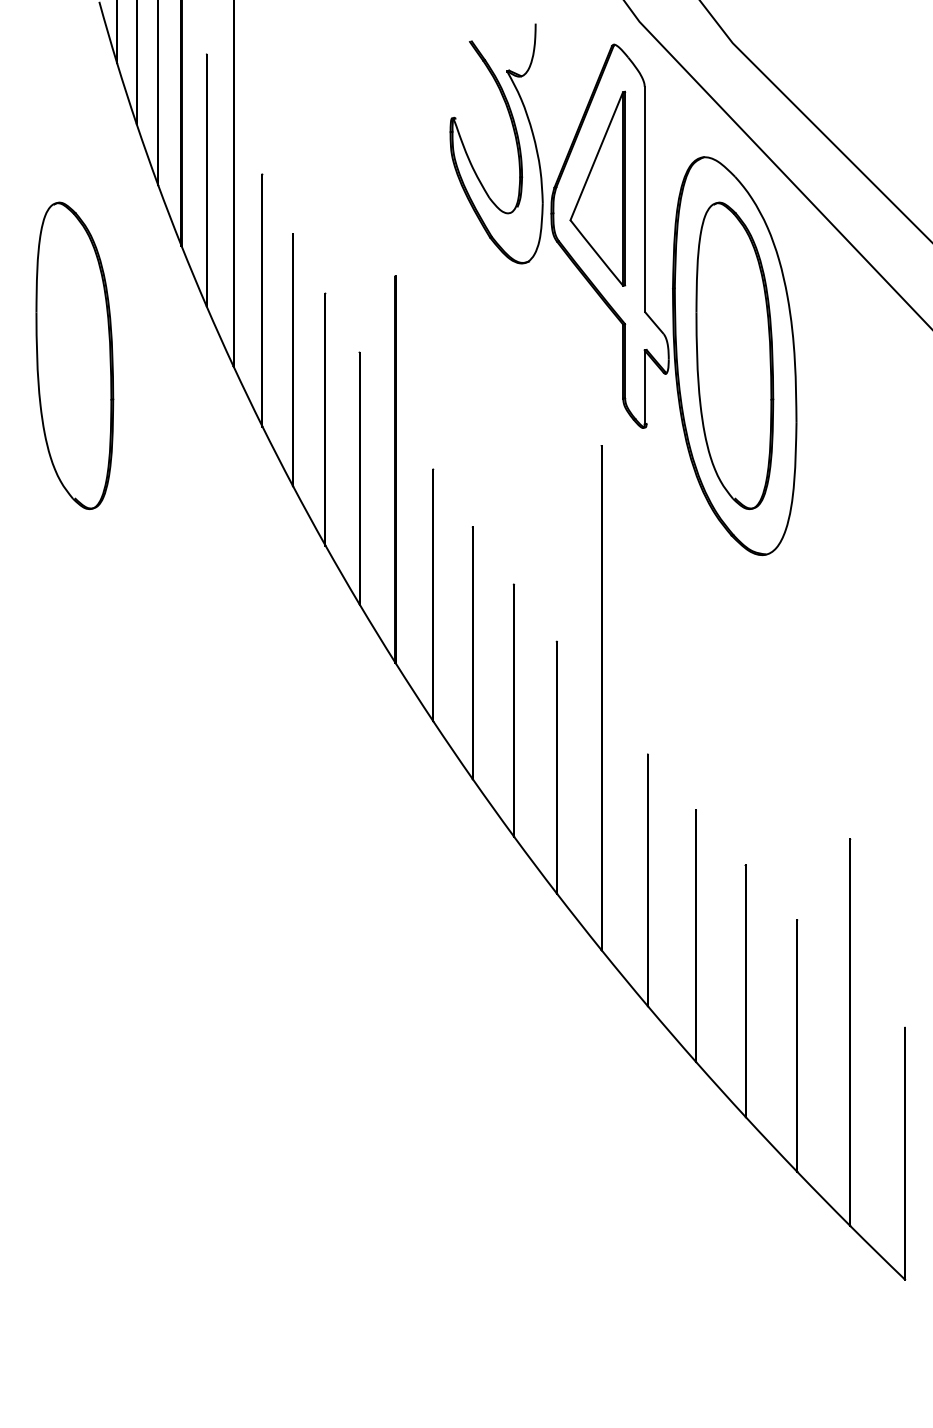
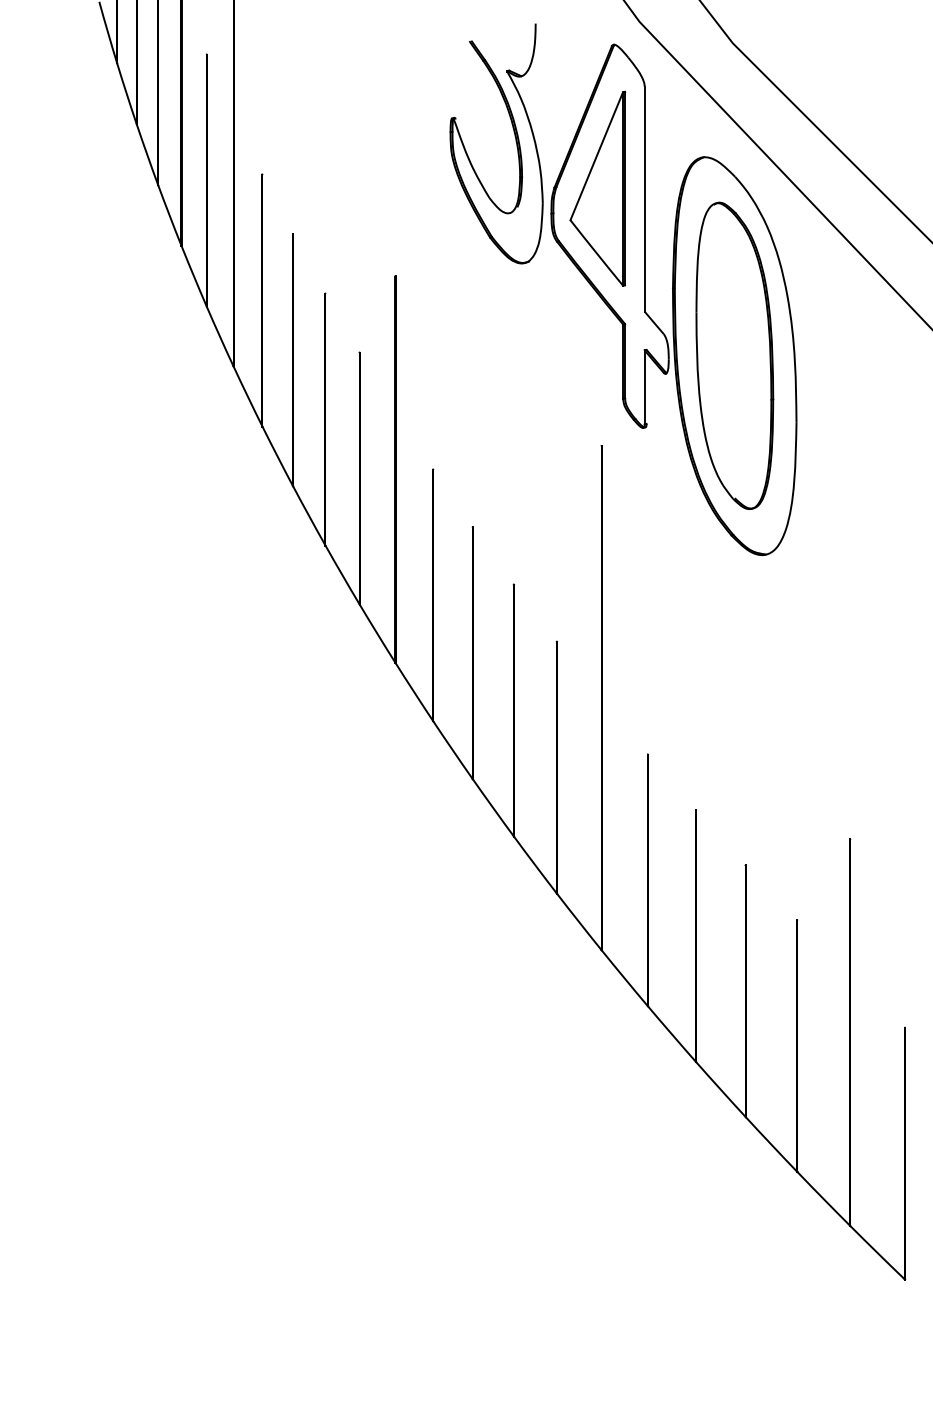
part: present -> none (74, 355)
